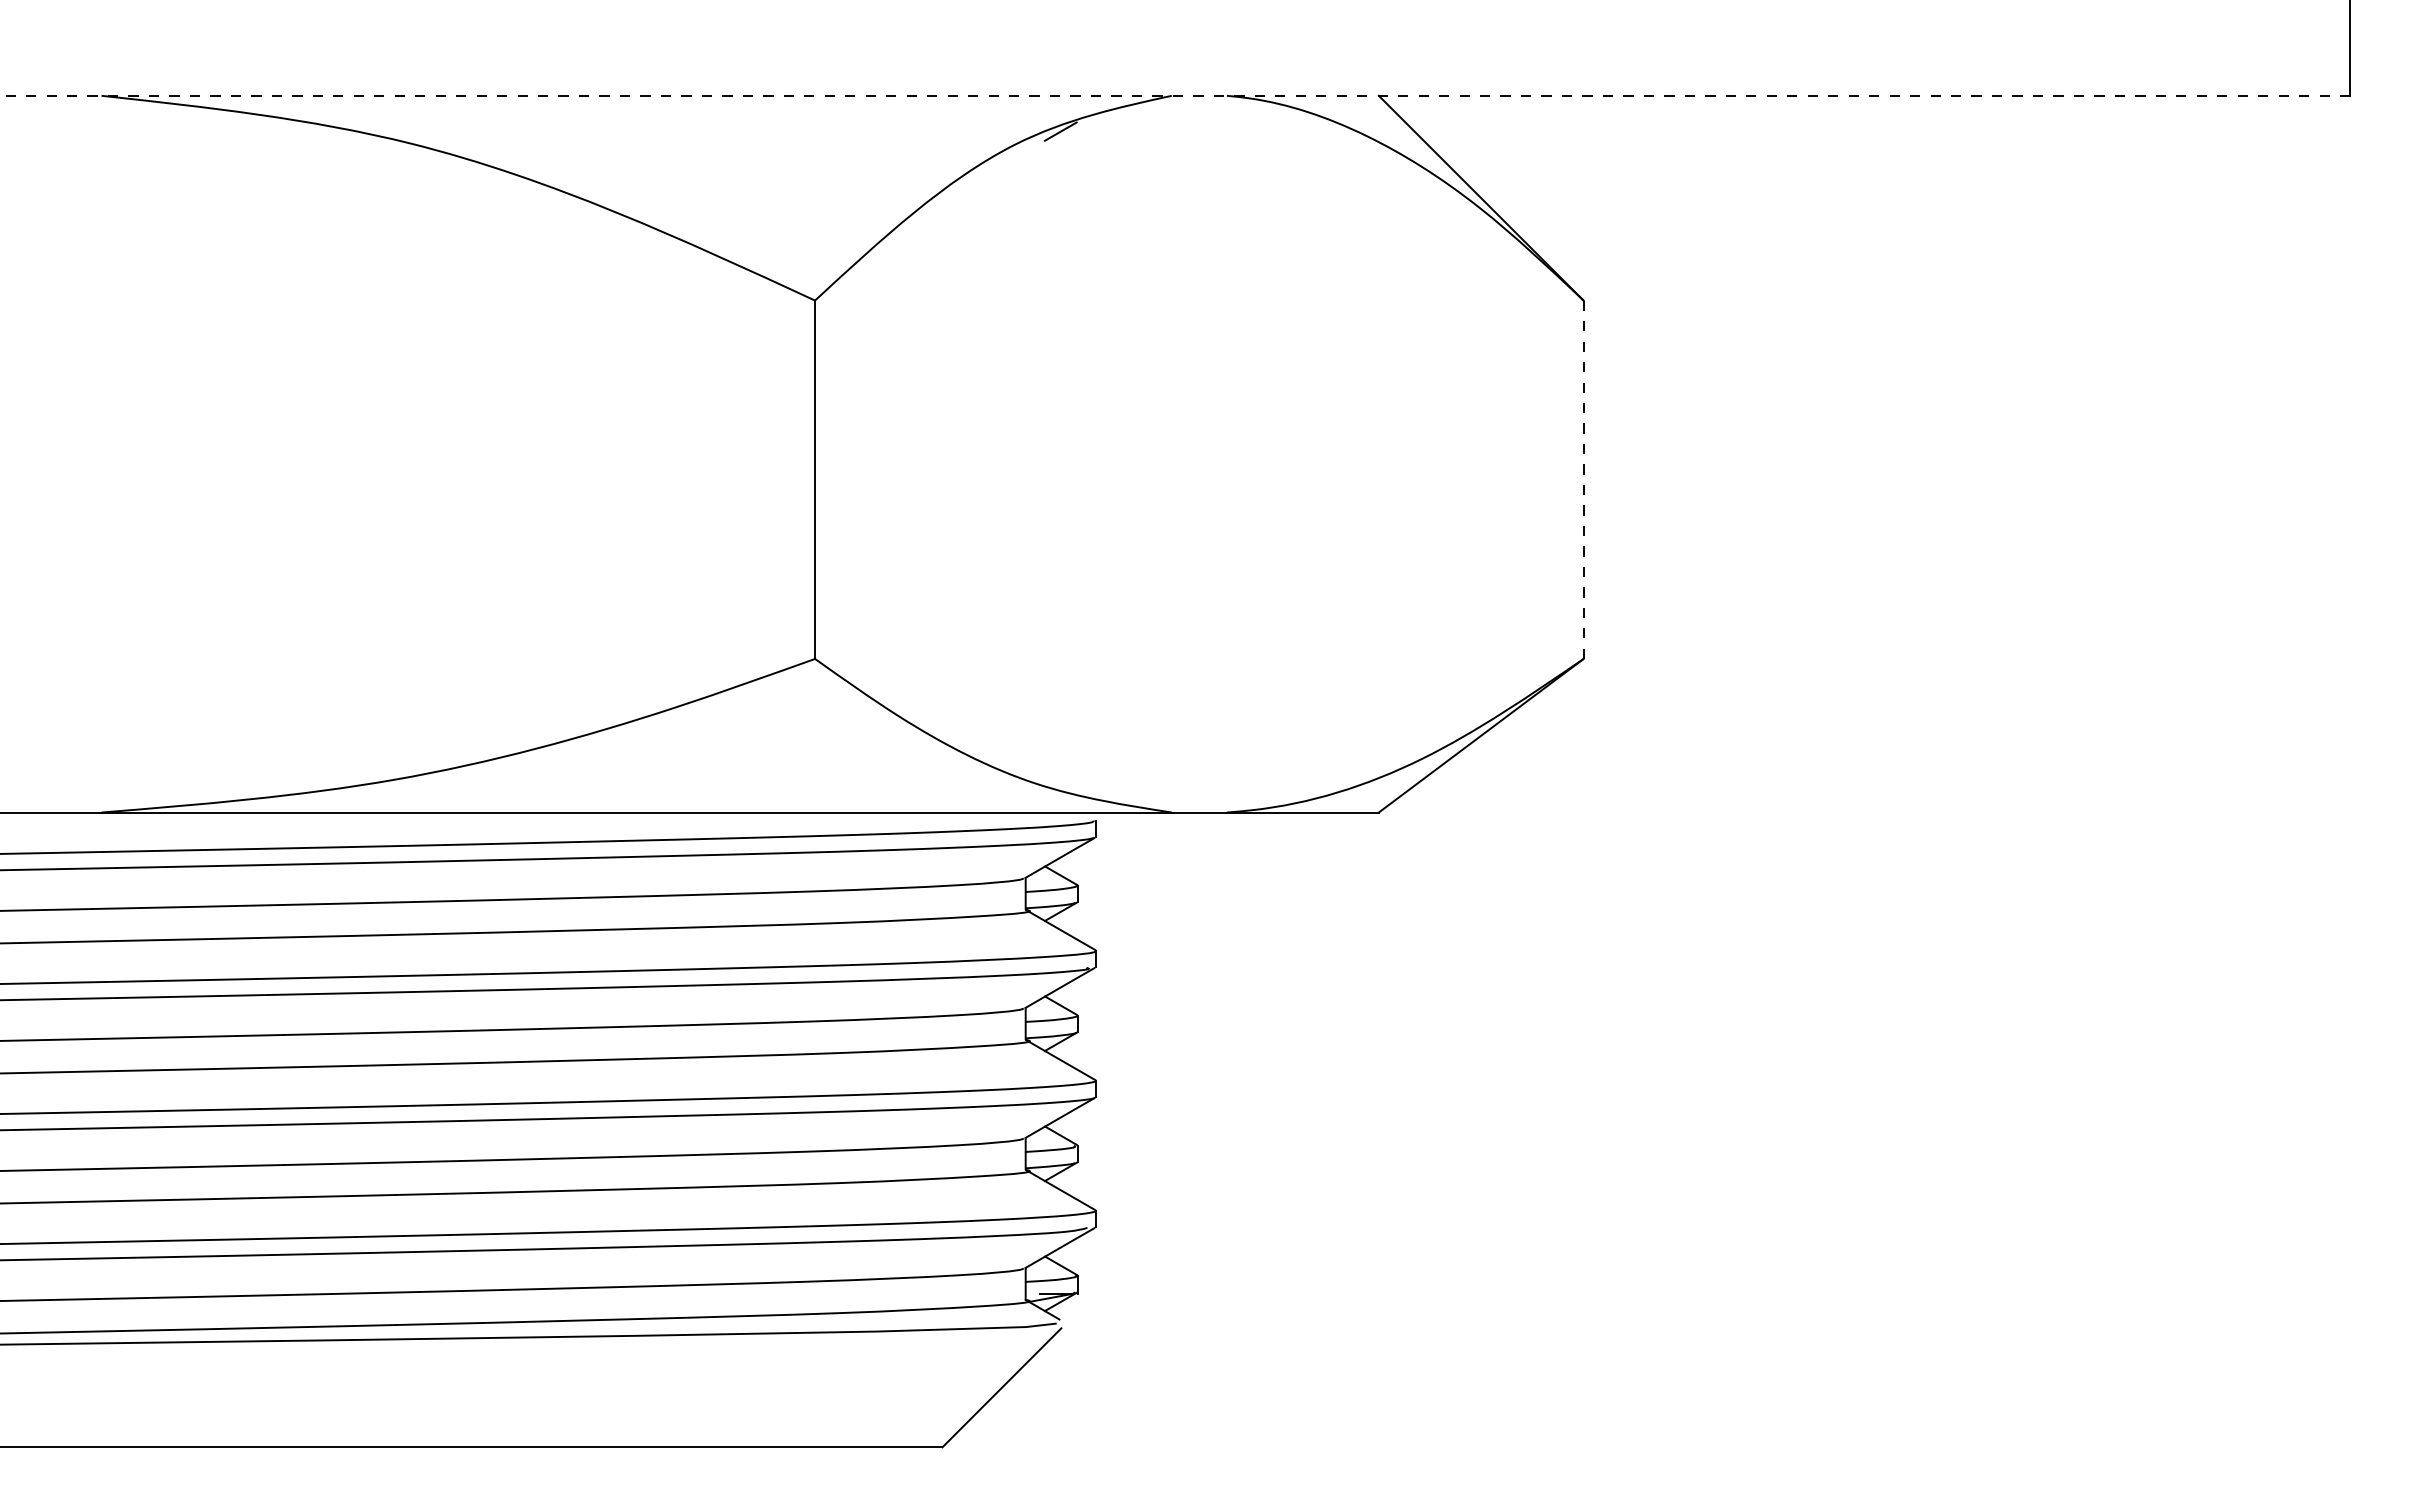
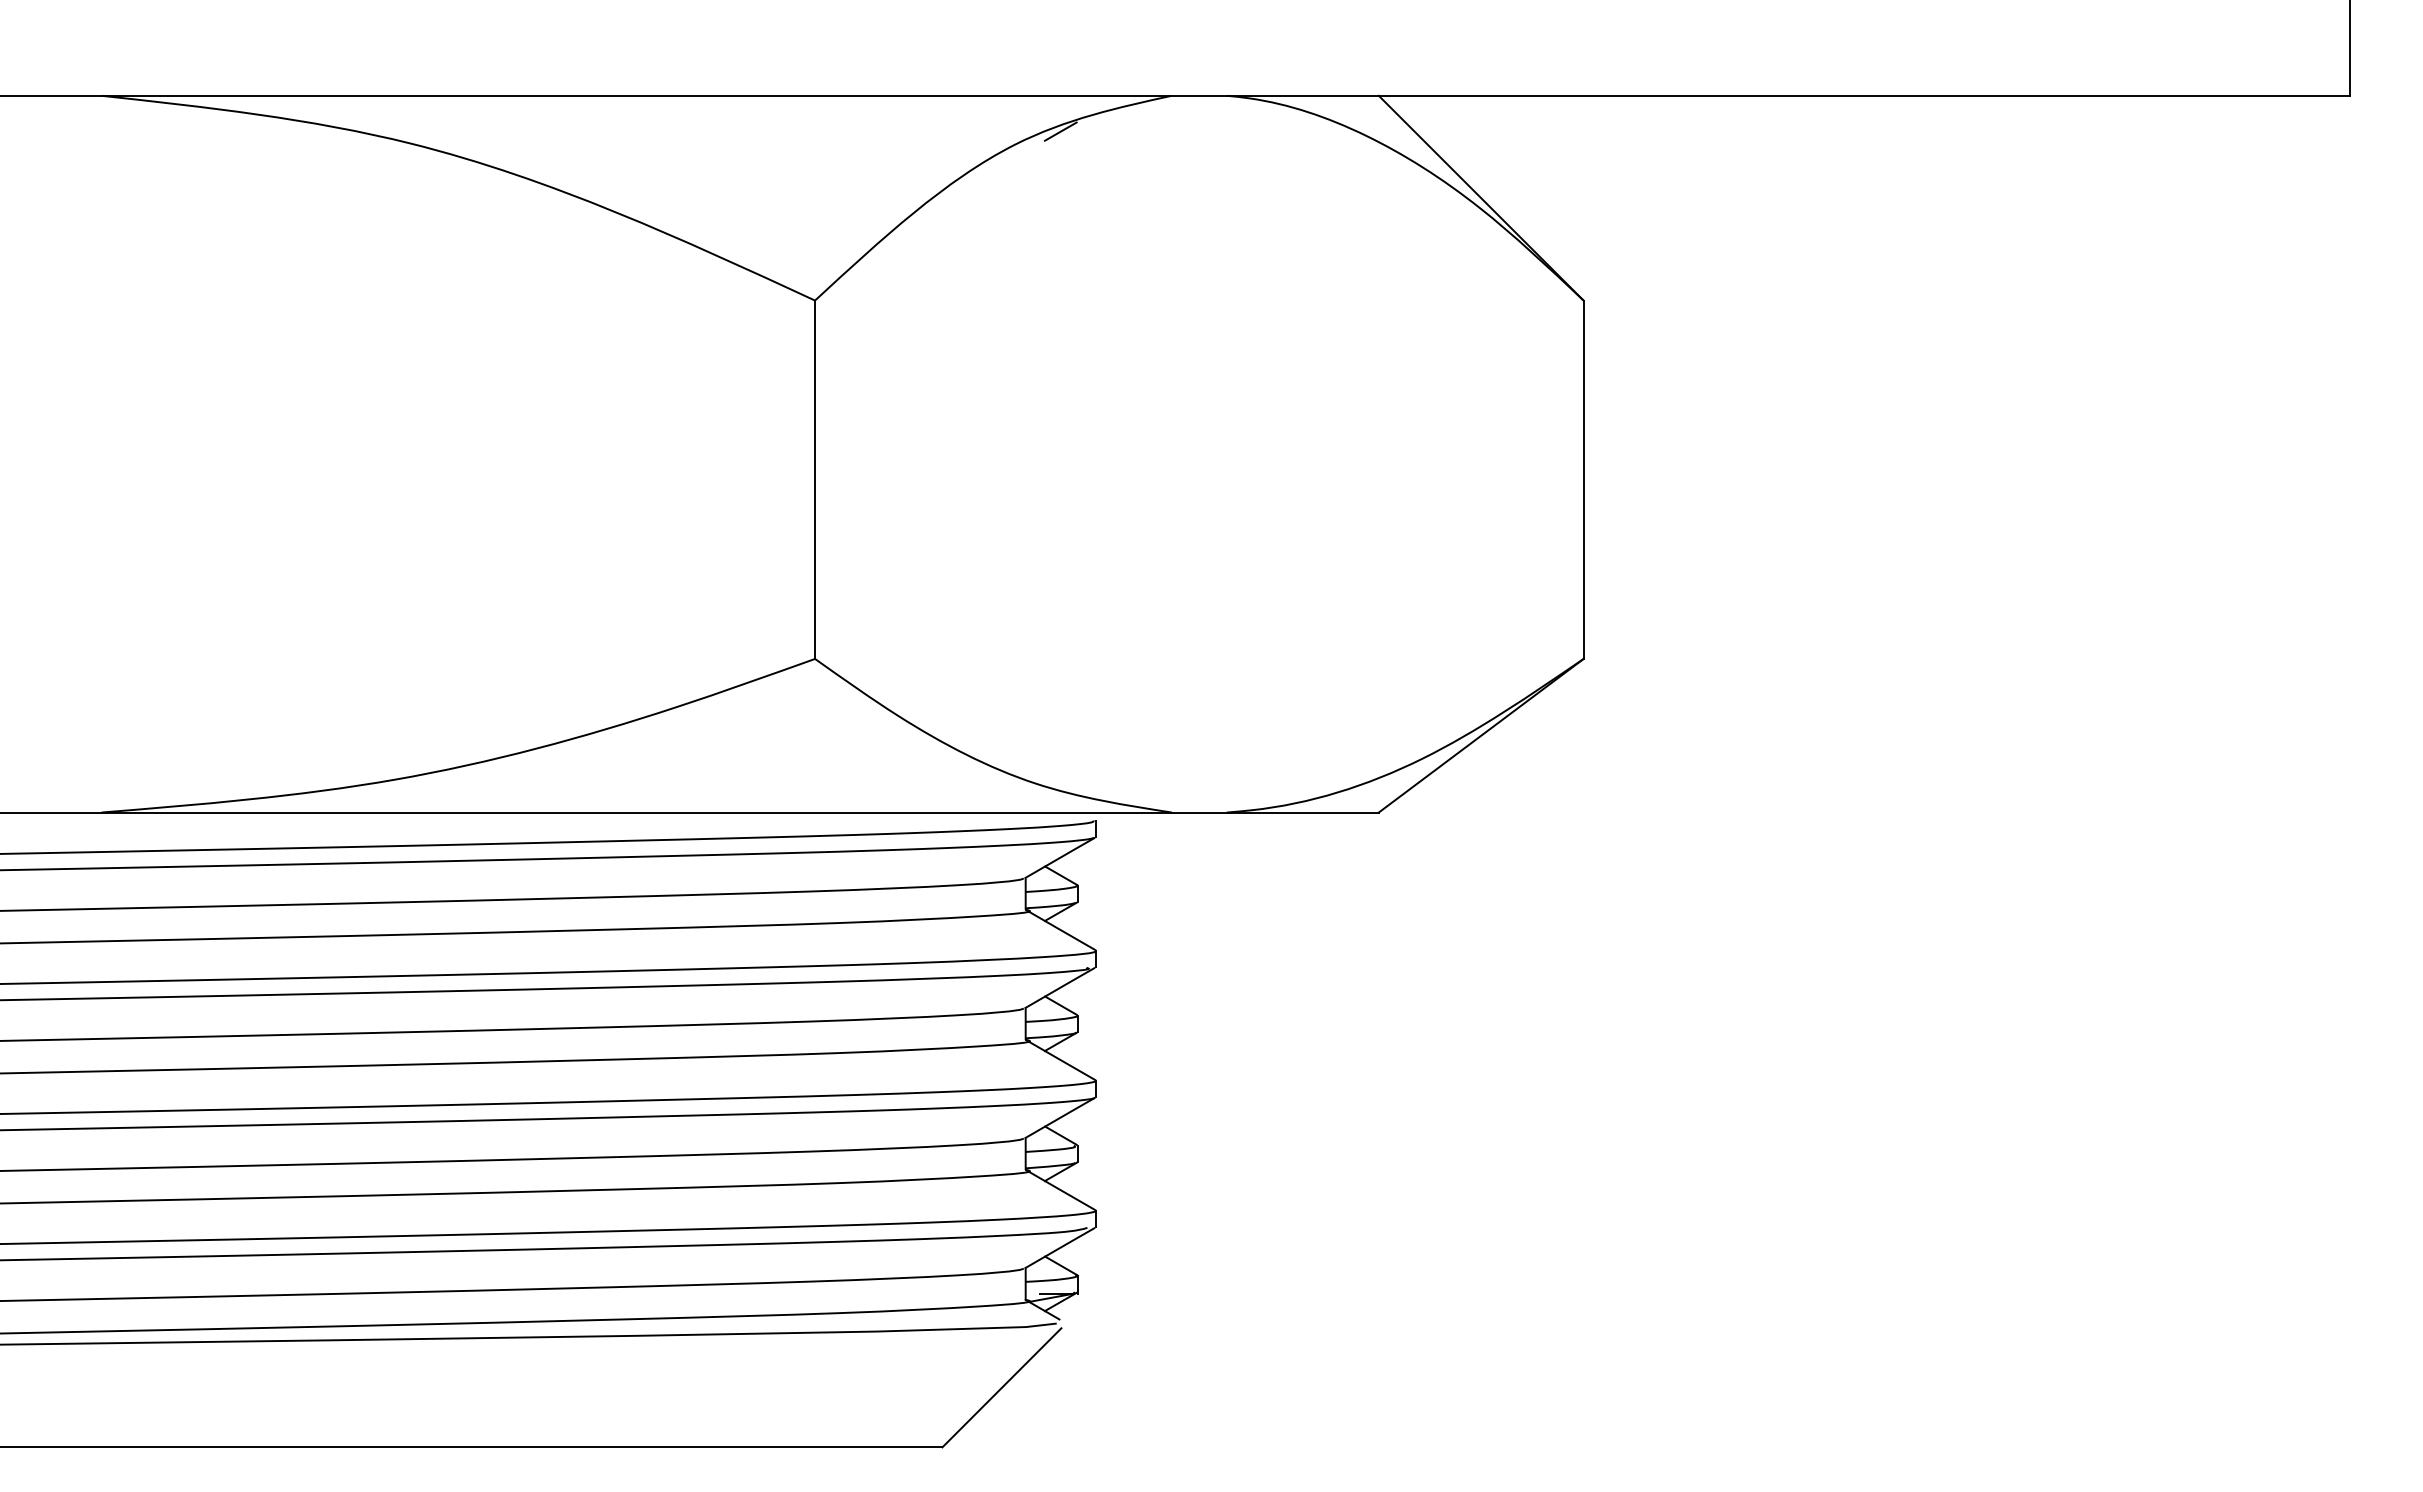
line: dashed -> solid (1175, 95)
line: dashed -> solid (1583, 480)
